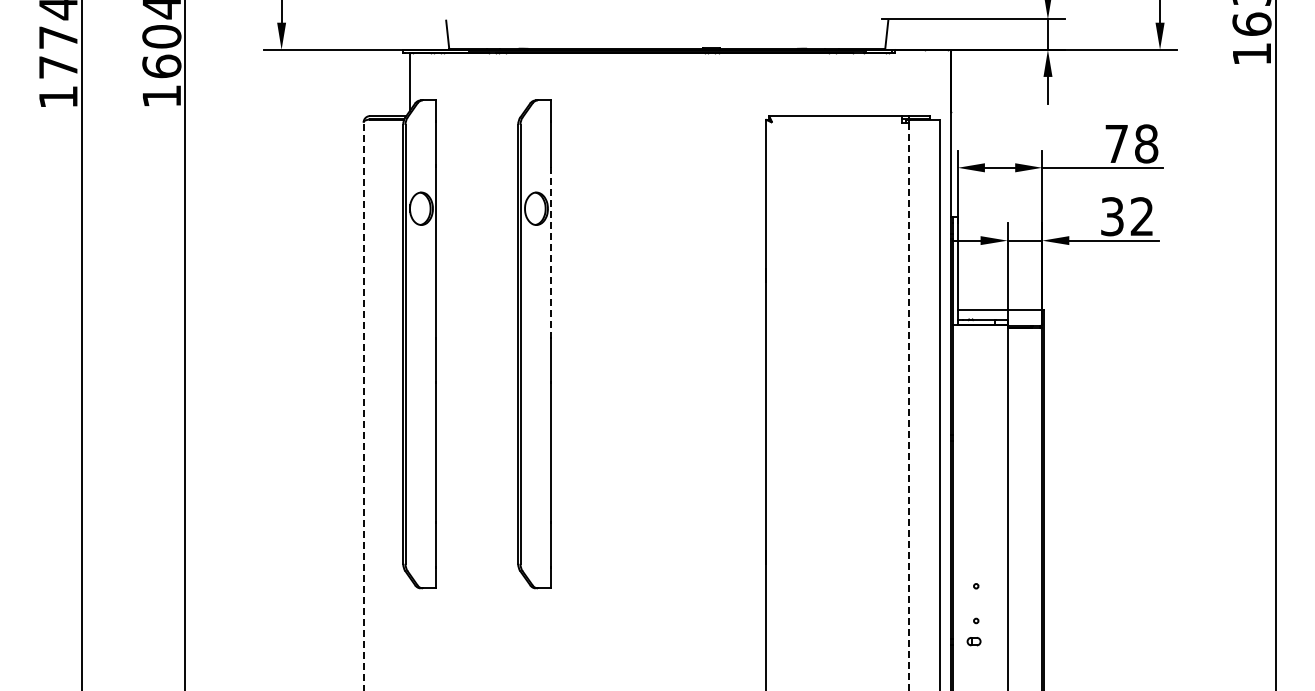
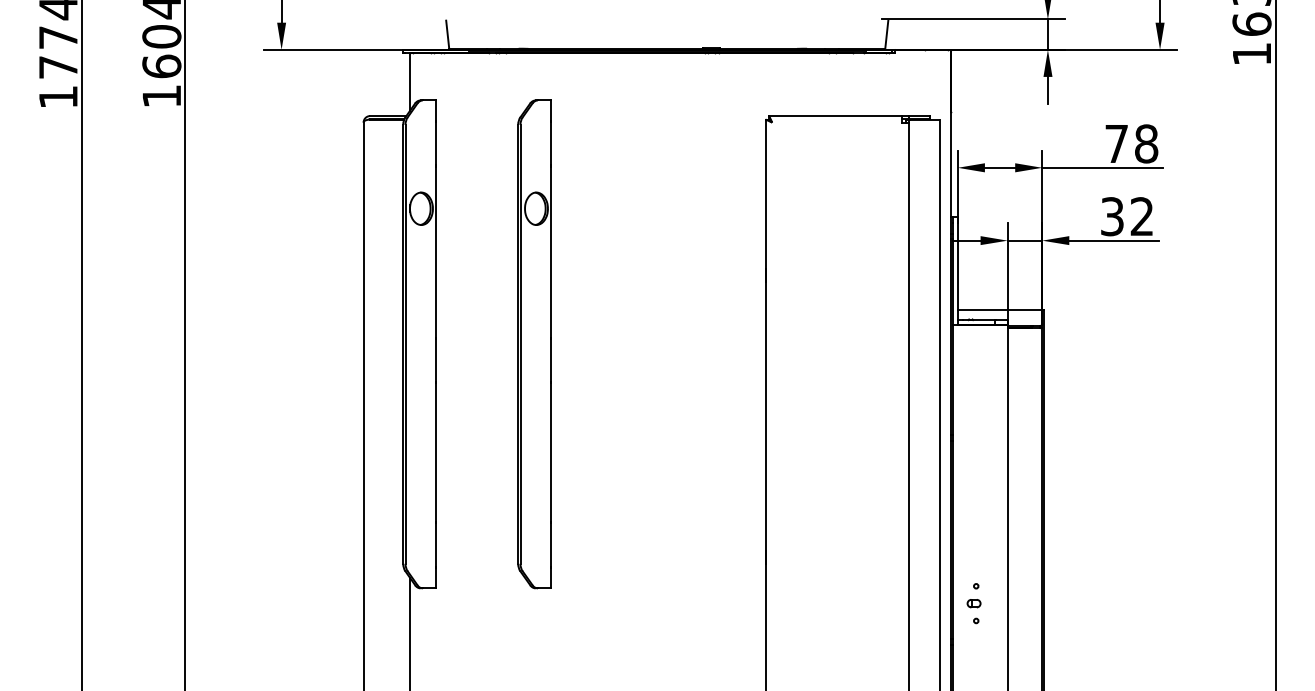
line: dashed -> solid (551, 252)
line: dashed -> solid (363, 406)
line: dashed -> solid (908, 406)
line: none -> present (410, 632)
part position: (973, 641) -> (973, 603) (973, 603)
